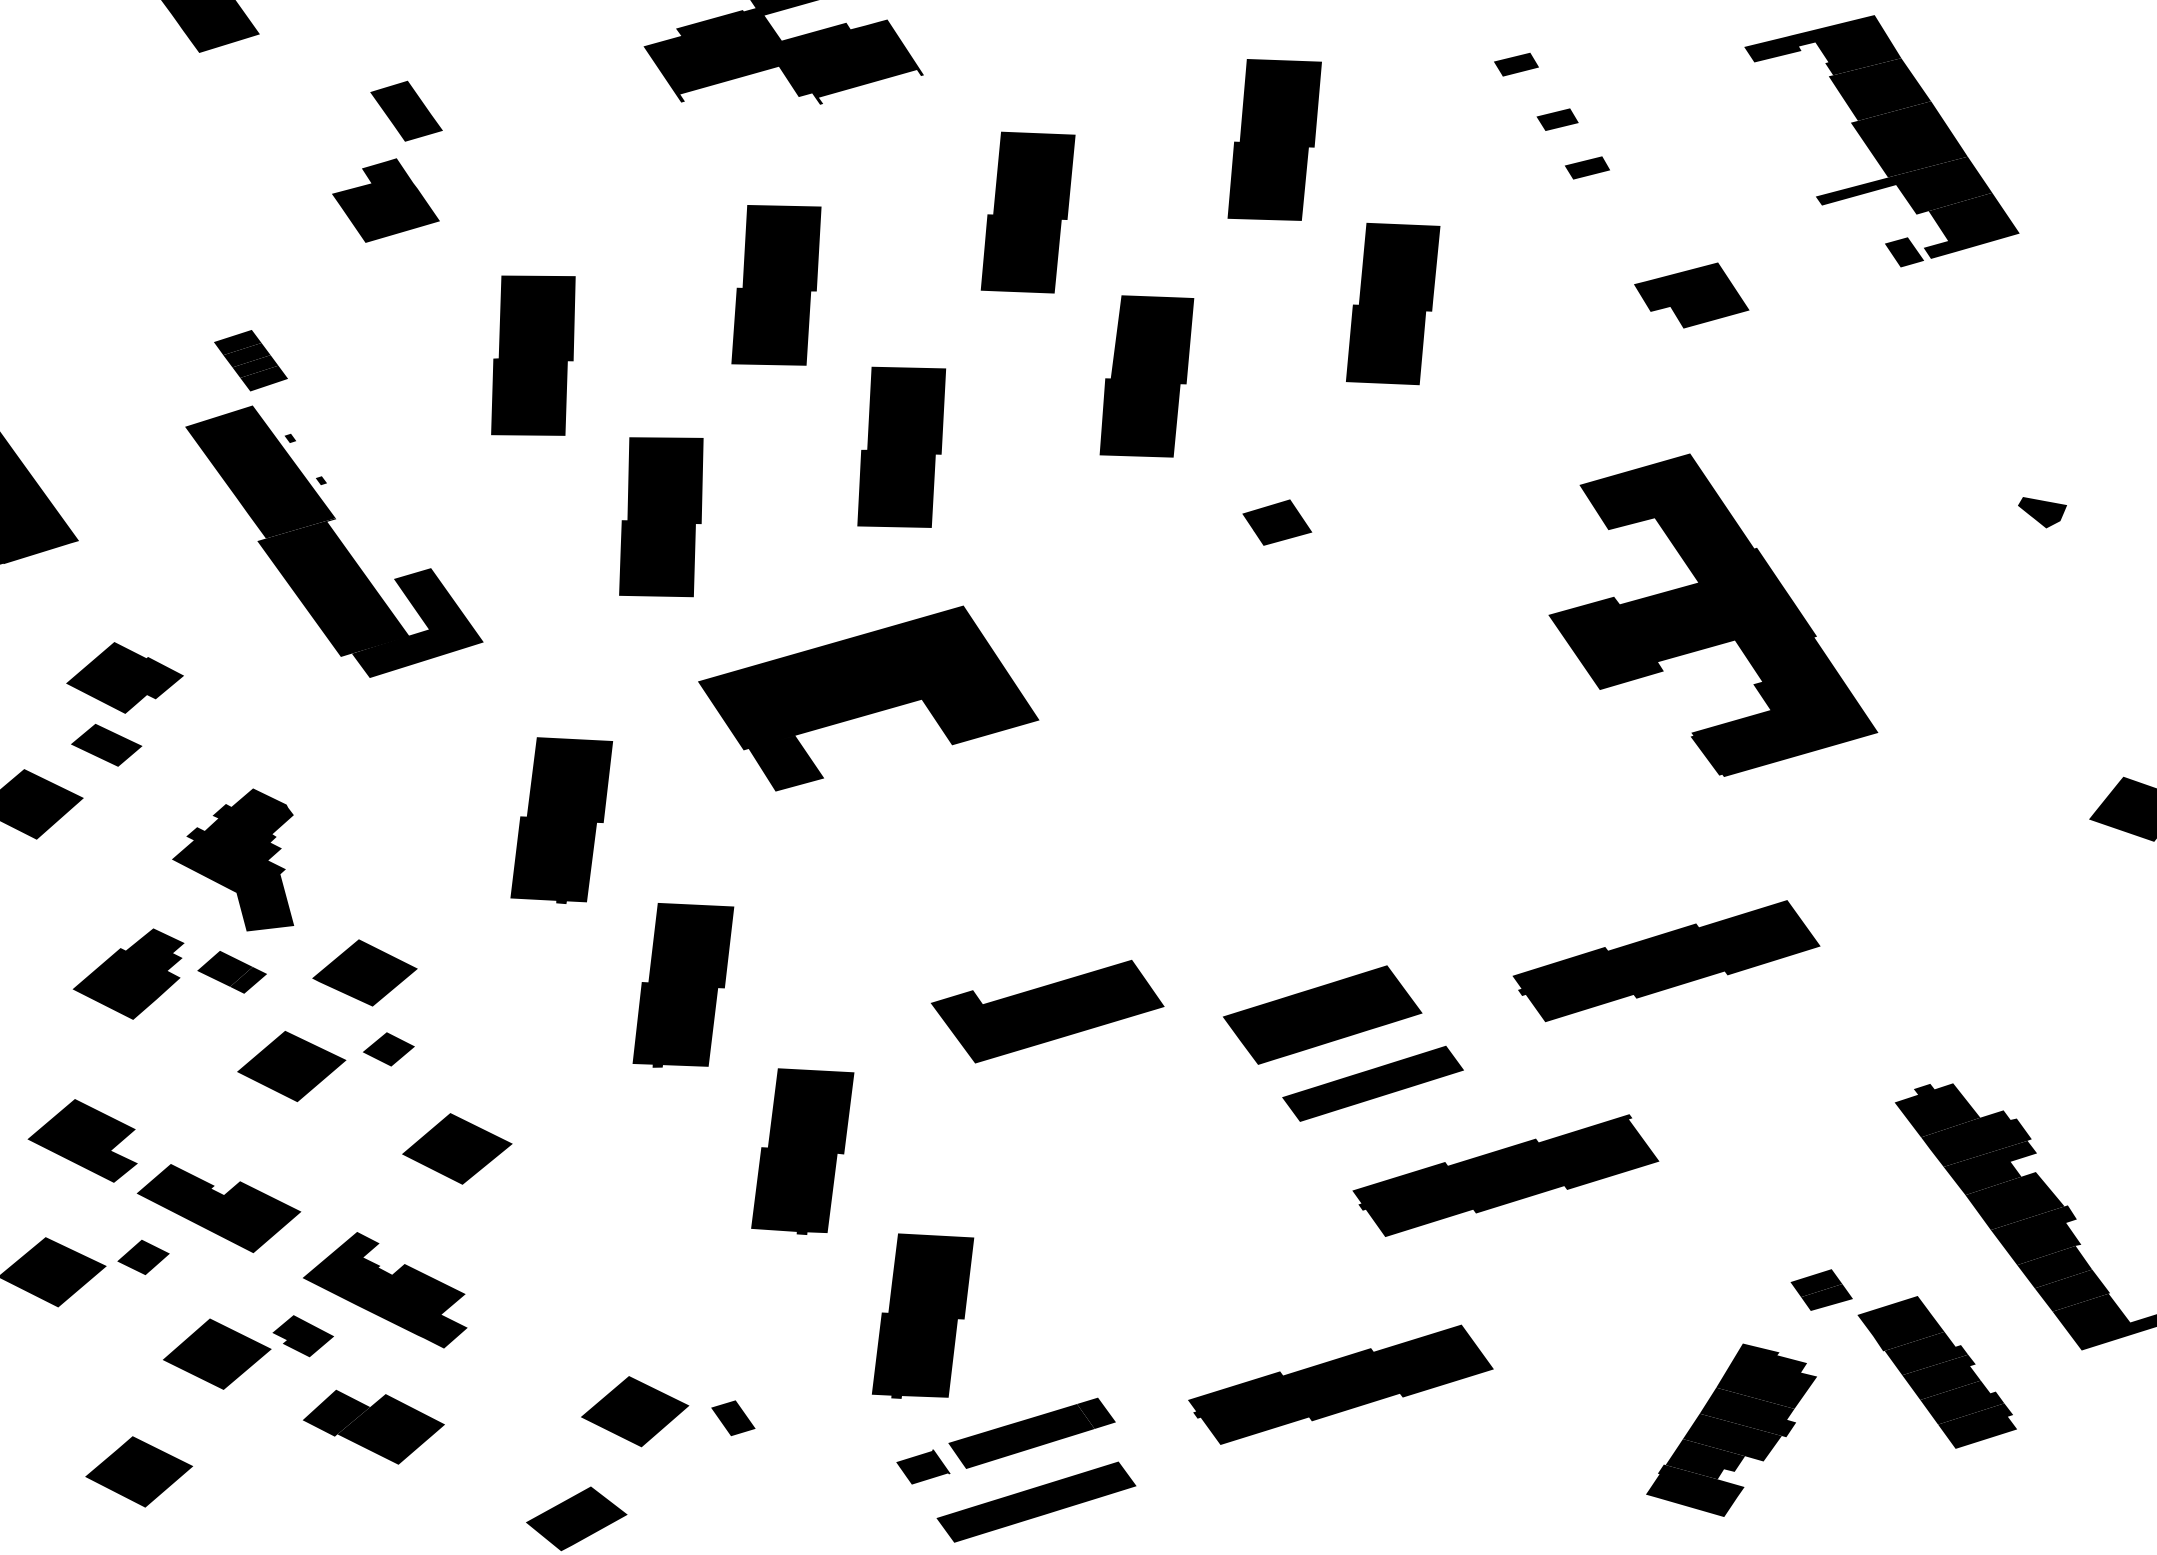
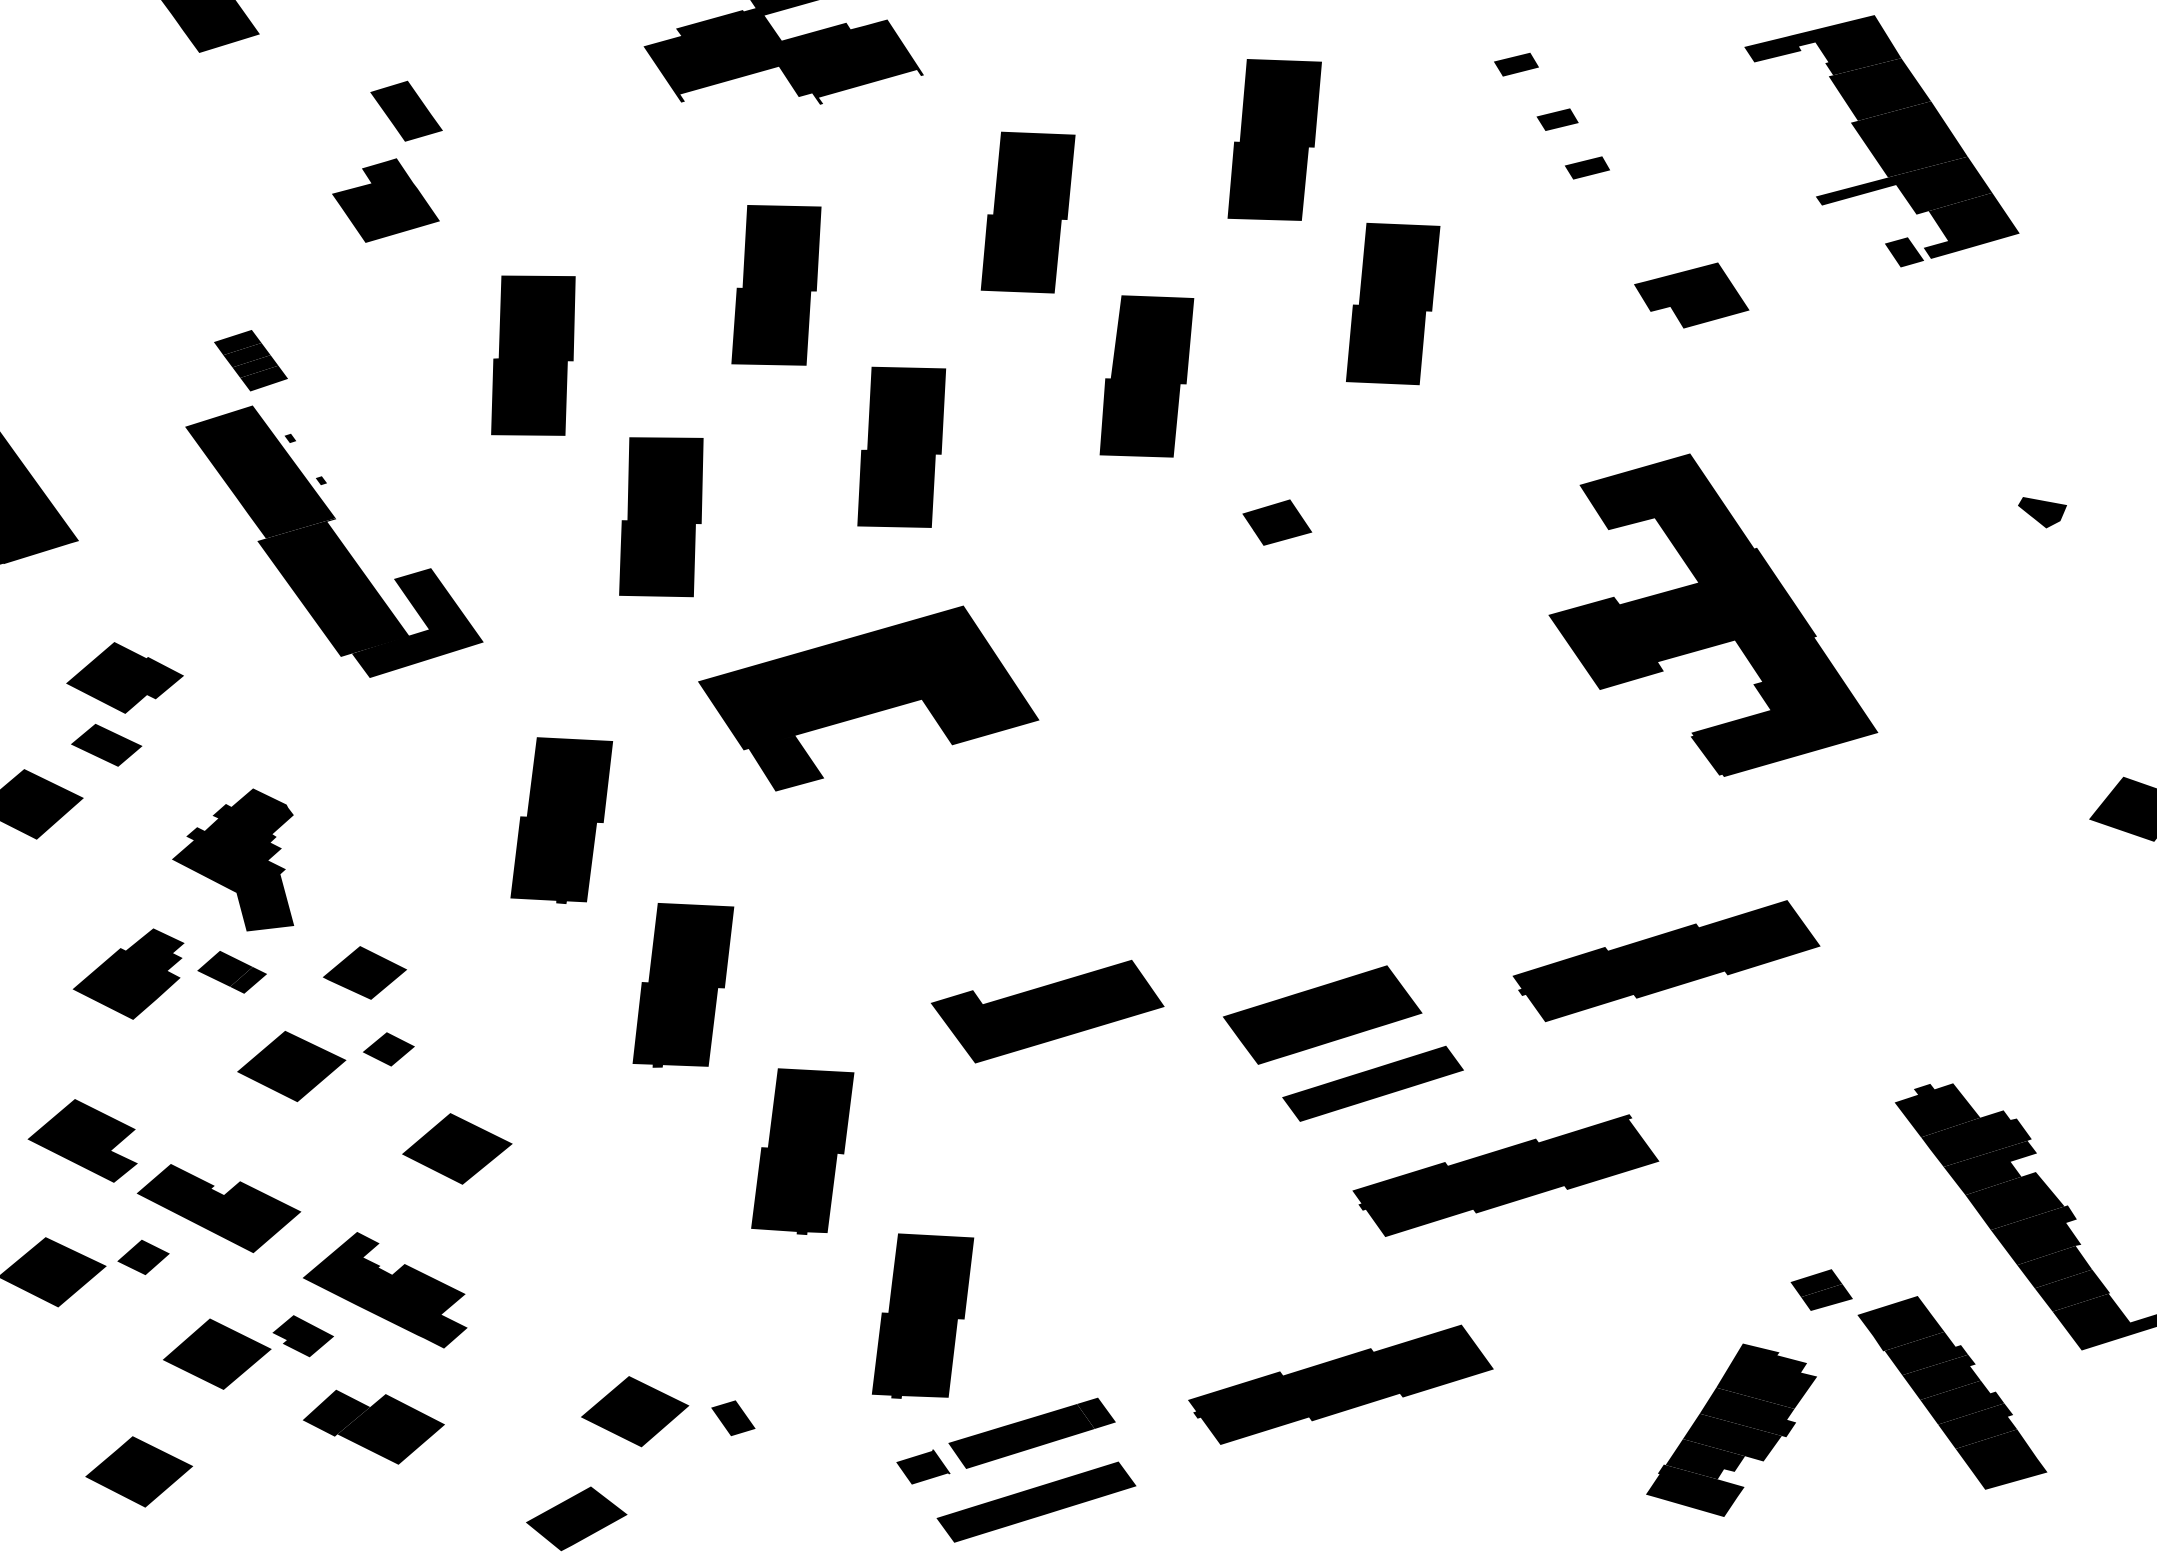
part size: 106x68 px -> 84x54 px (364, 972)
fill: none -> present (2001, 1459)
